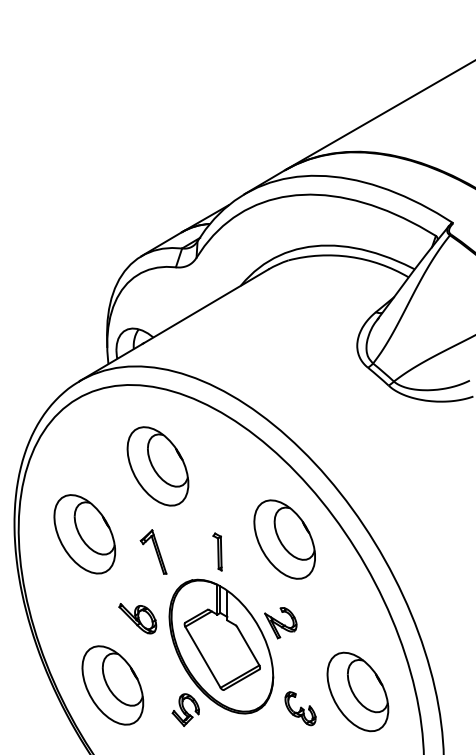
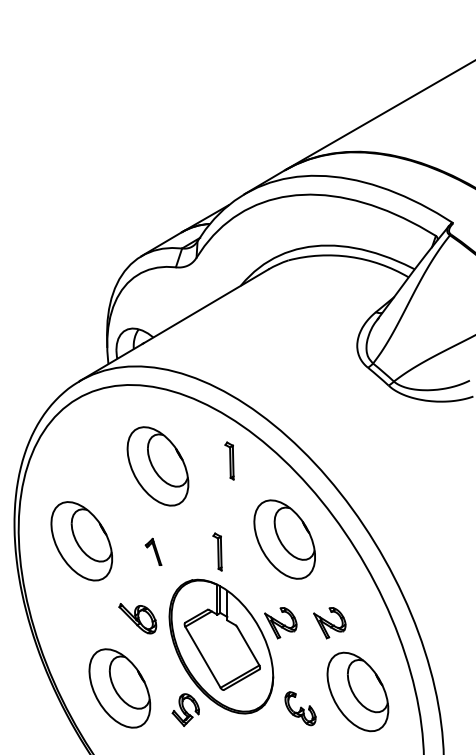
part: none -> present (229, 460)
part position: (84, 534) -> (81, 541) (81, 541)
part size: 29x46 px -> 19x29 px (153, 551)
part: none -> present (329, 623)
part position: (112, 685) -> (119, 688) (119, 688)
